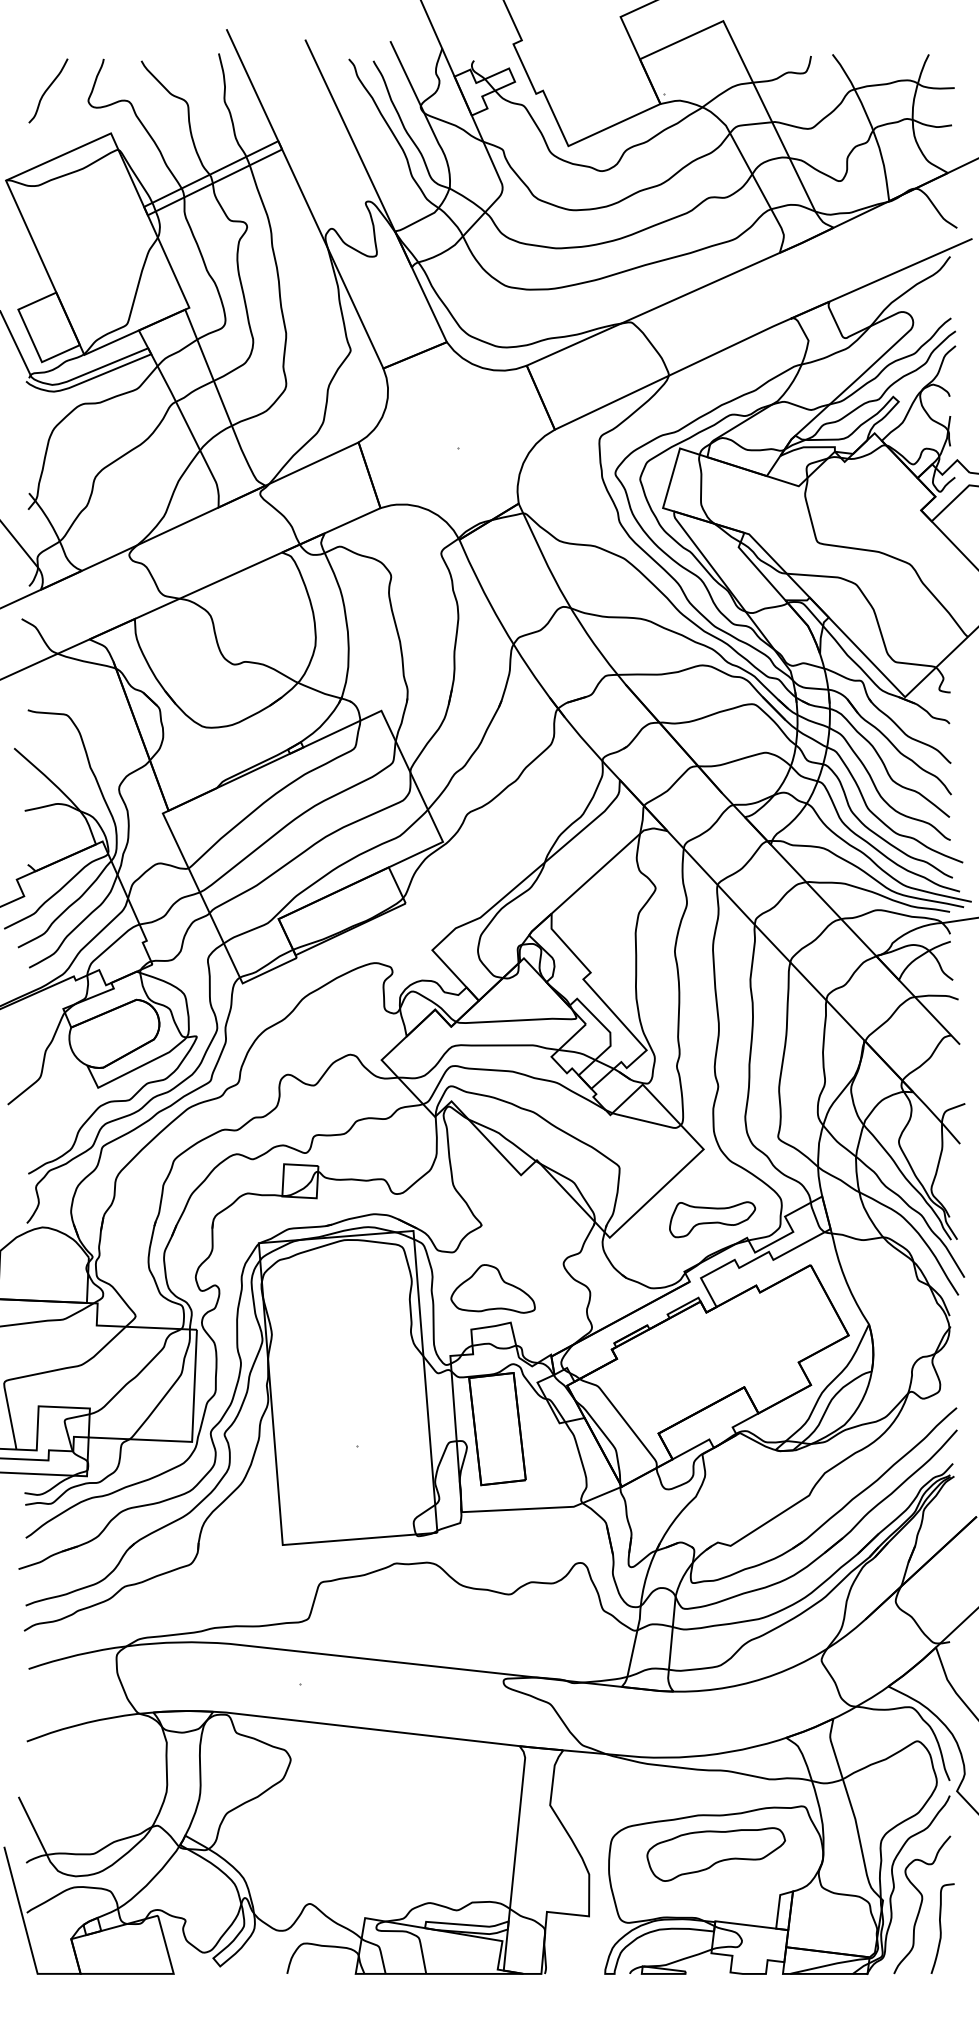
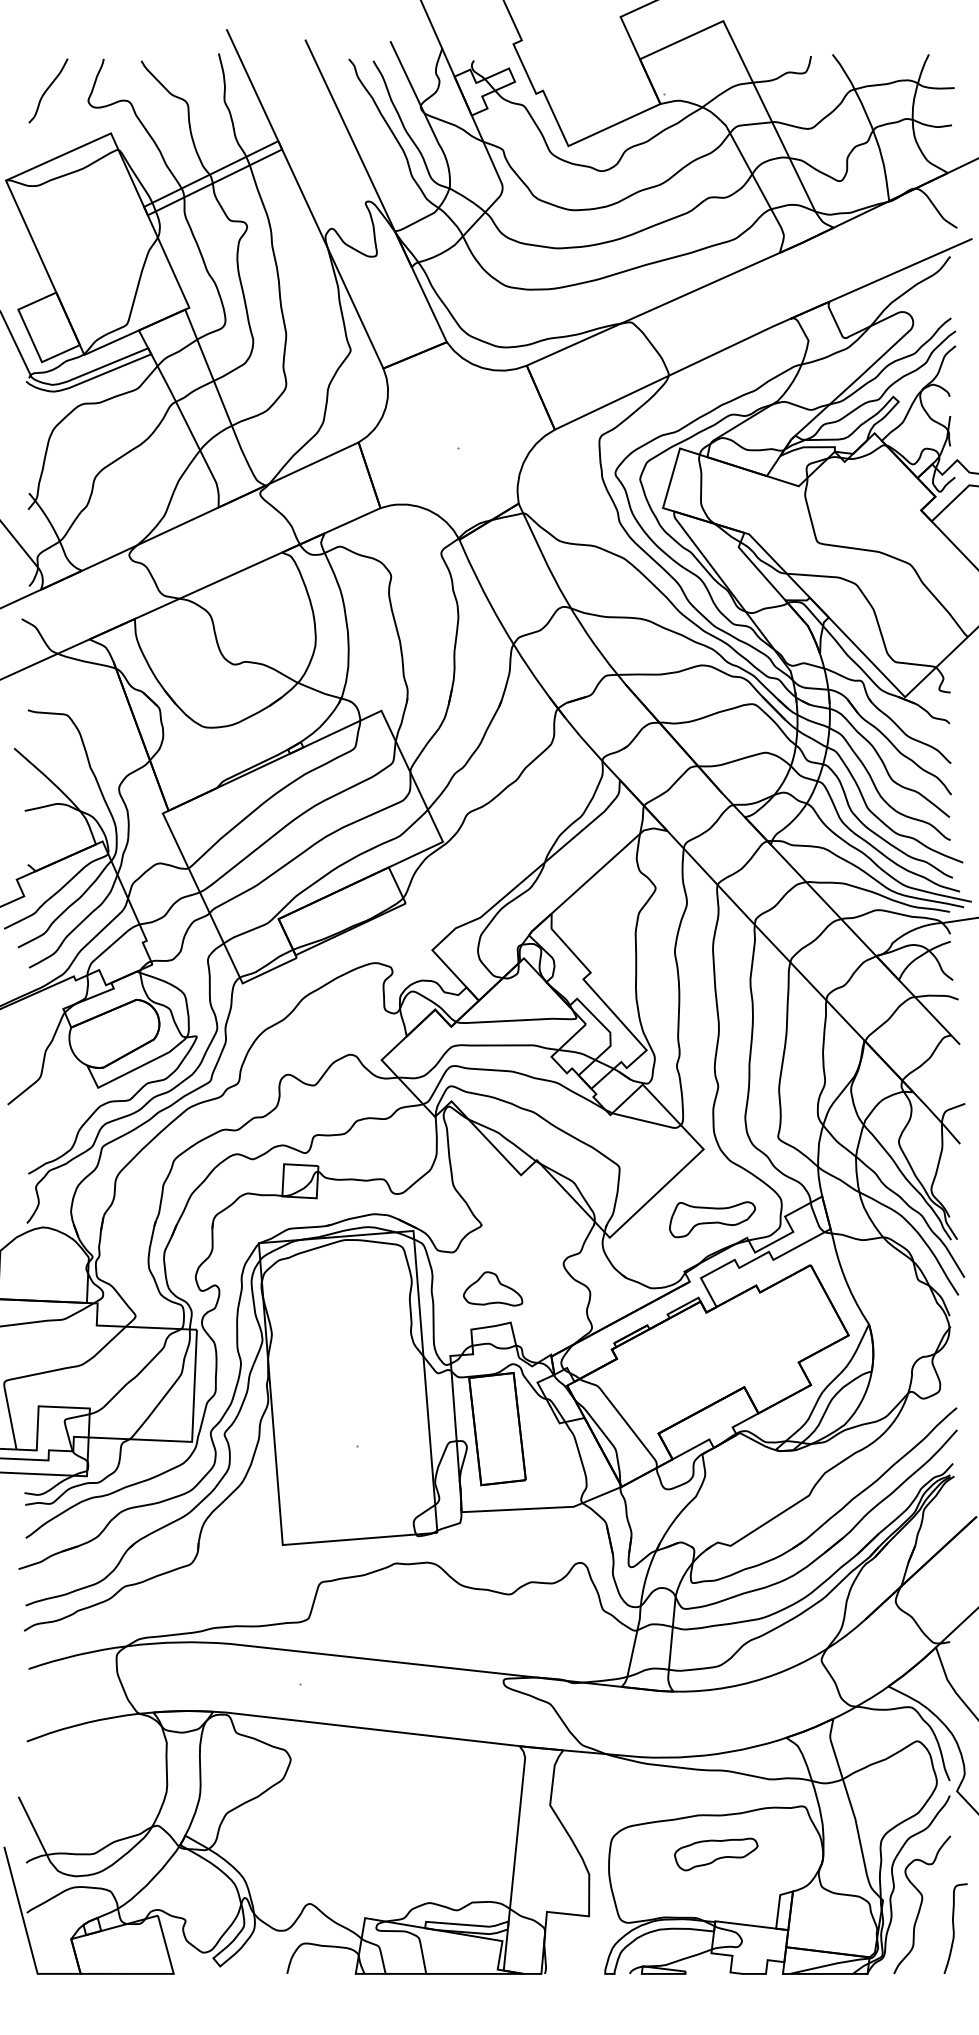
part size: 86x50 px -> 61x36 px (493, 1288)
part size: 141x55 px -> 85x35 px (716, 1854)
curve position: (941, 1928) -> (954, 1928) (954, 1928)
